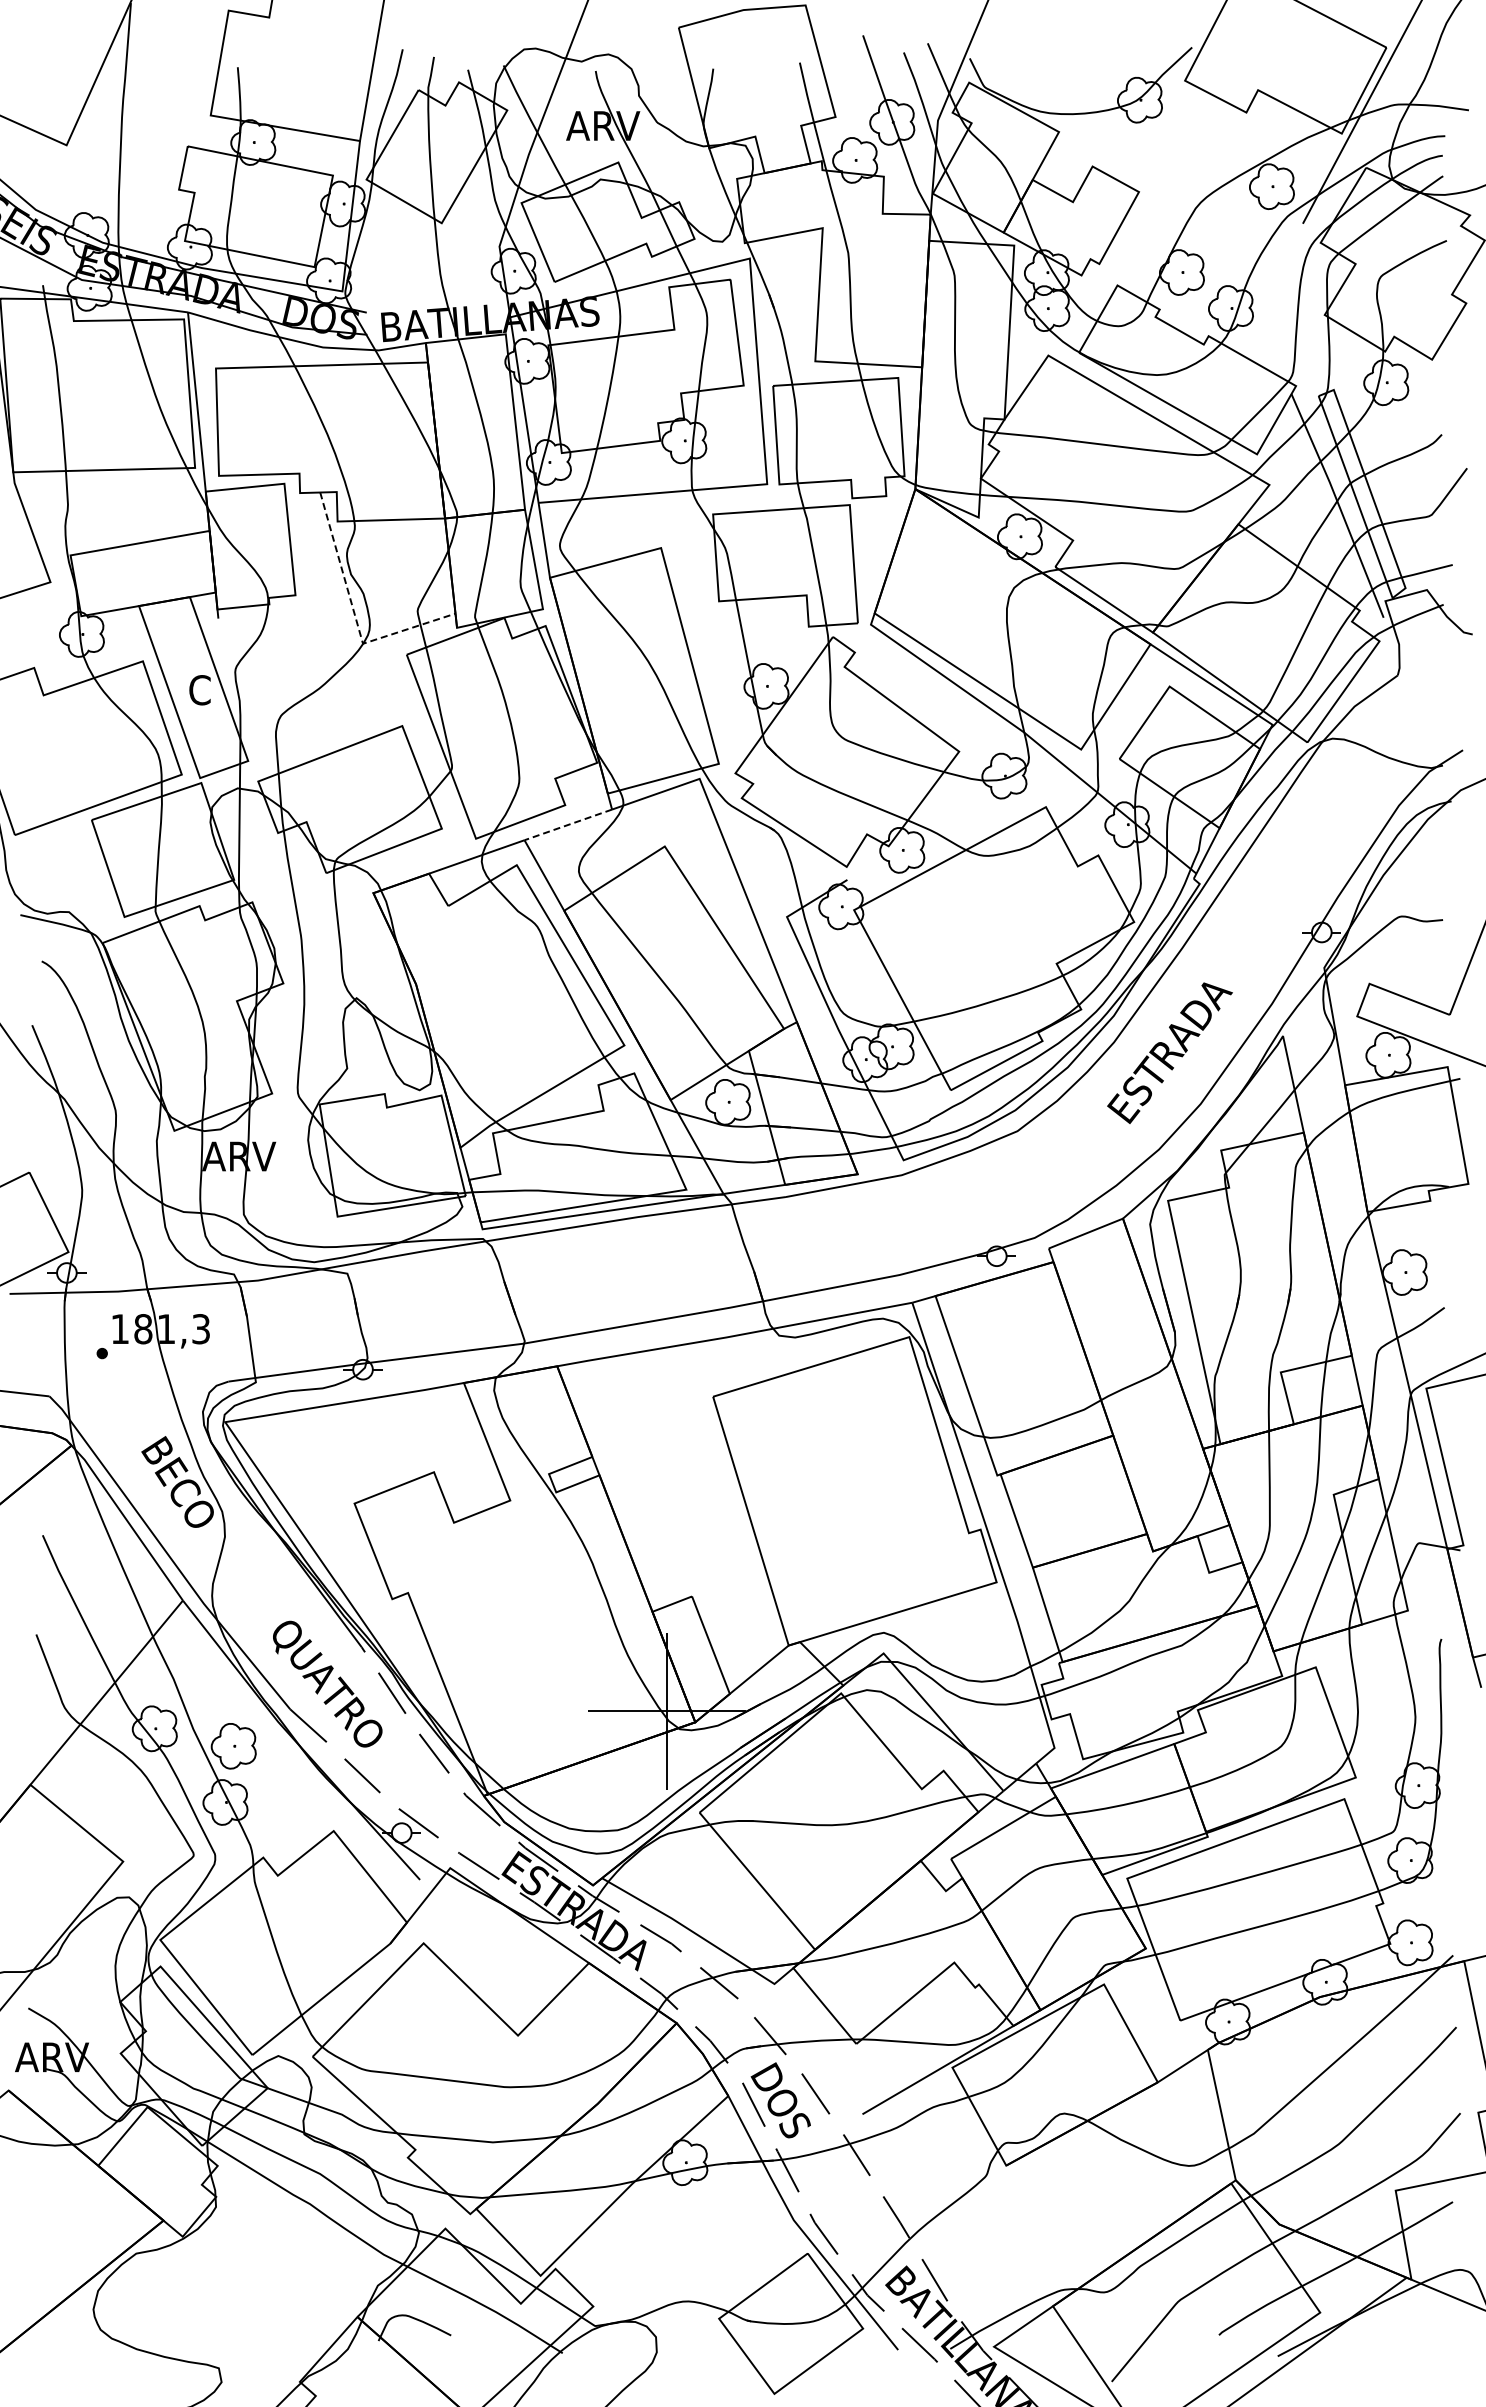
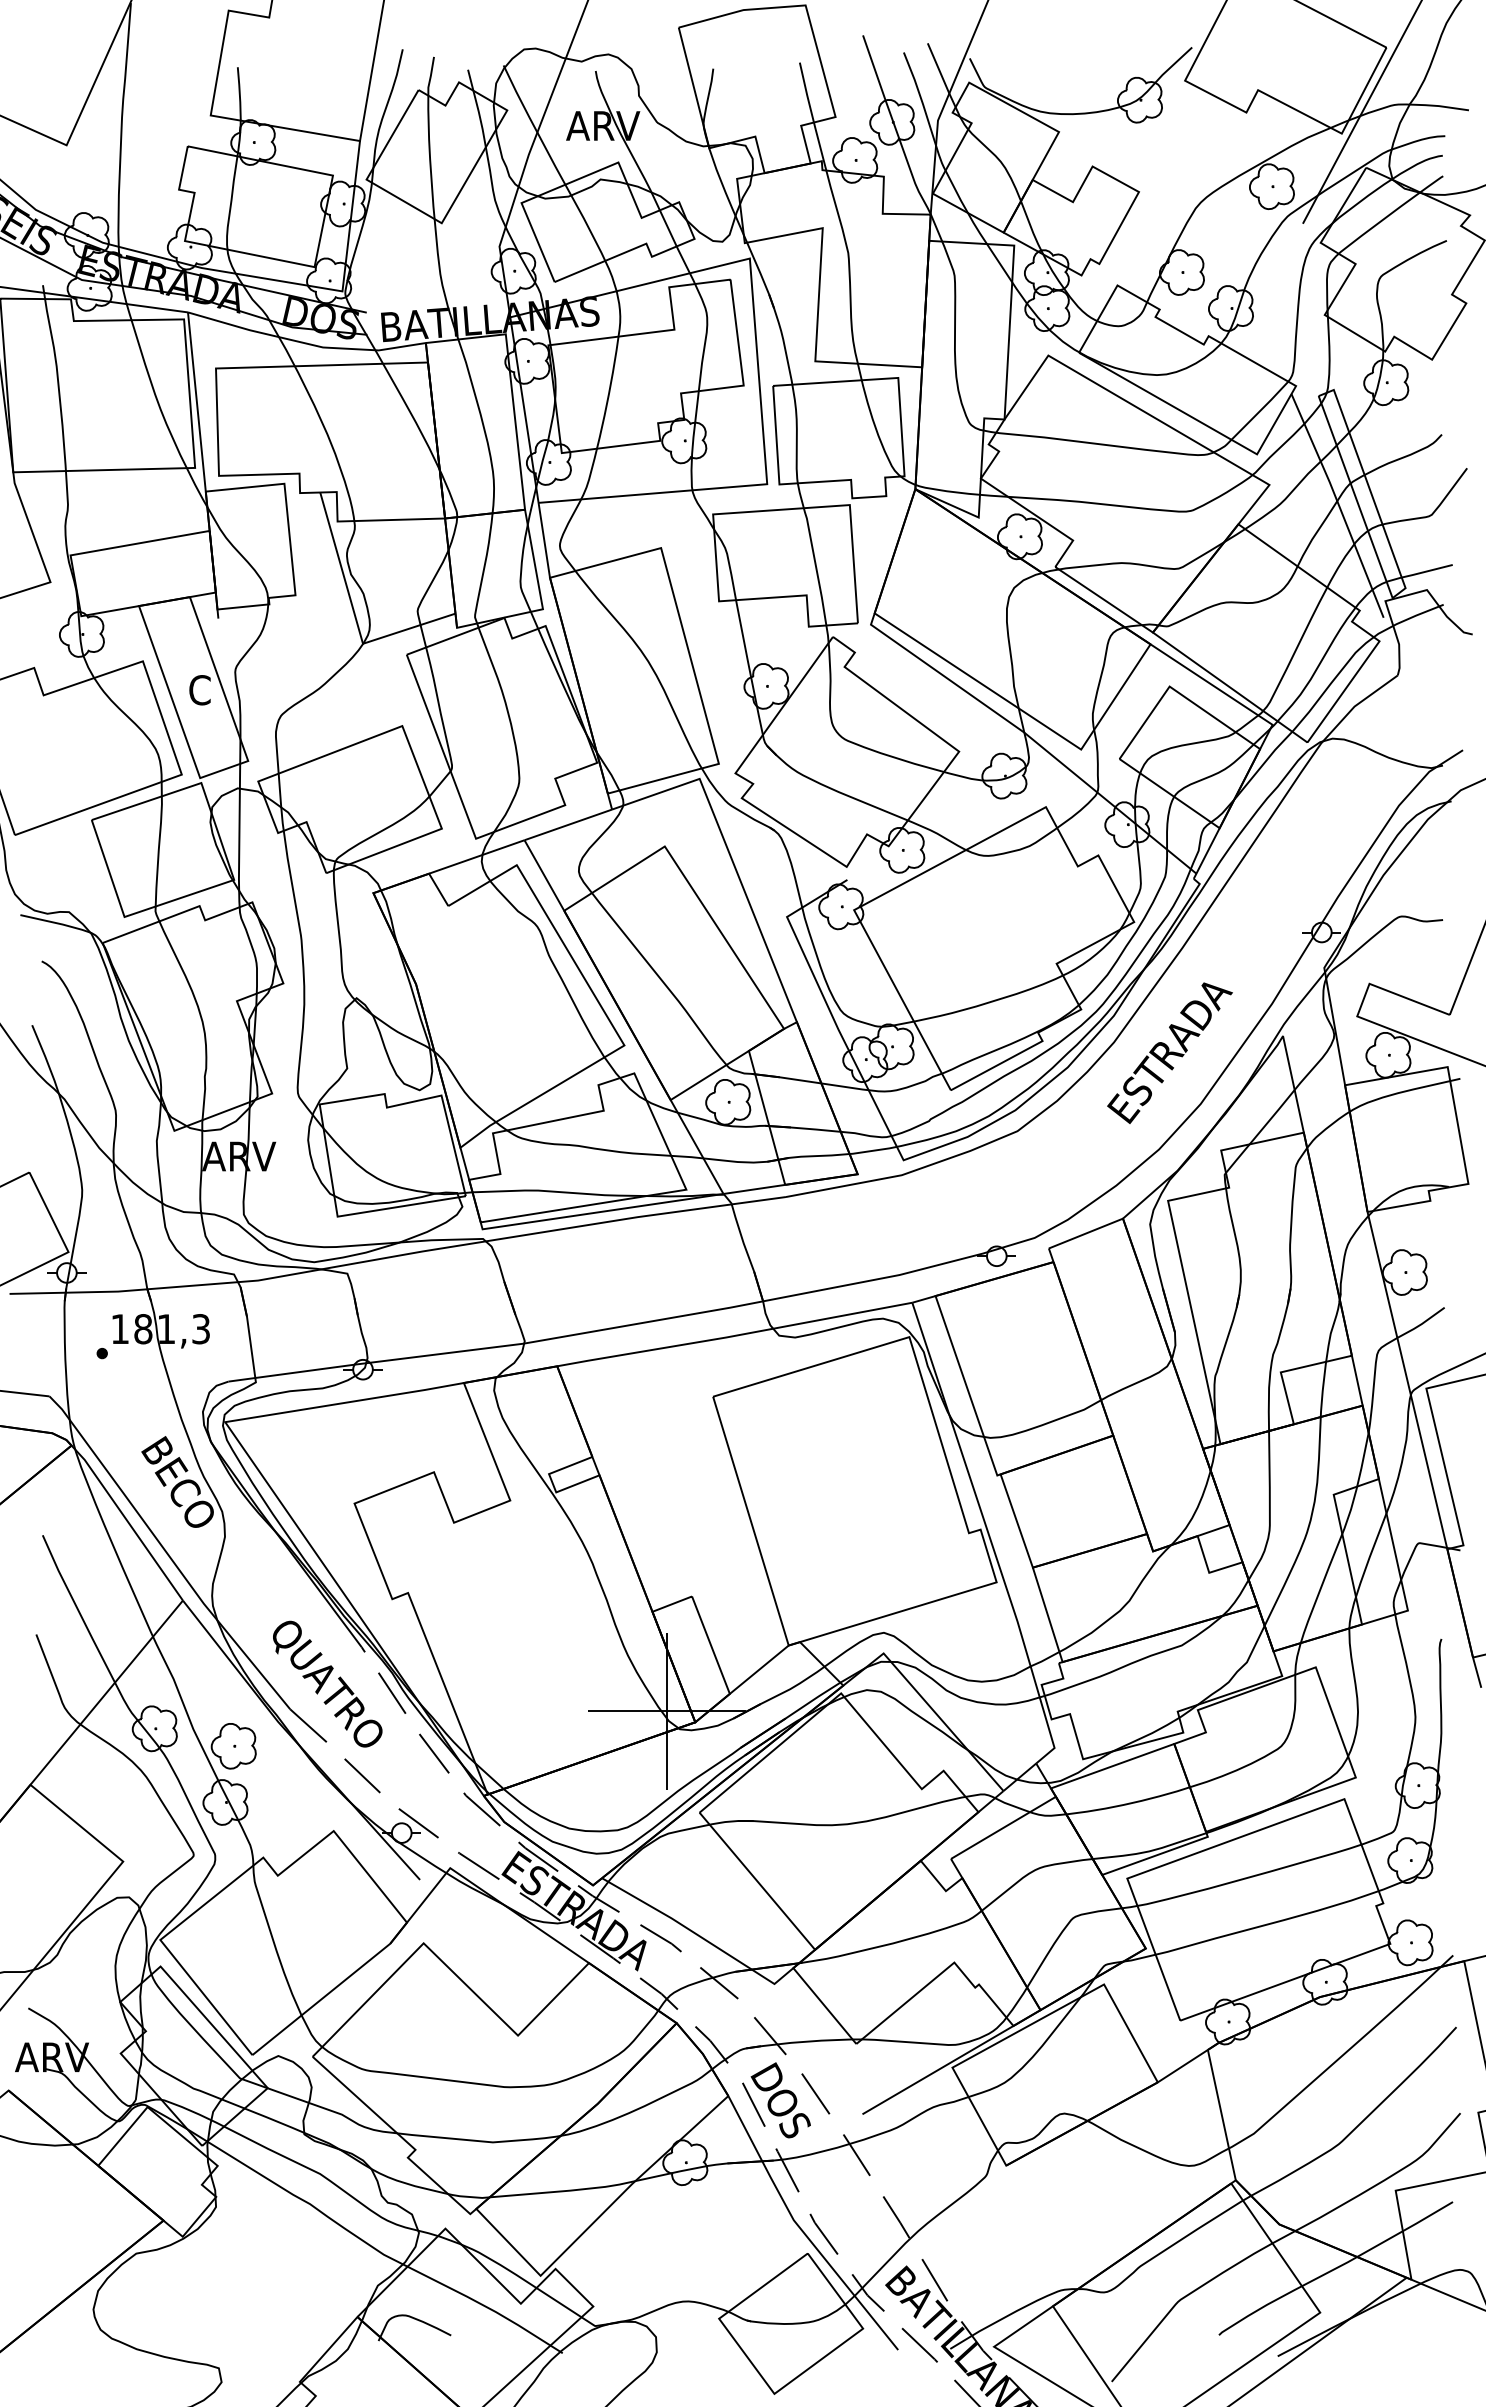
line: dashed -> solid (355, 616)
line: dashed -> solid (567, 825)
